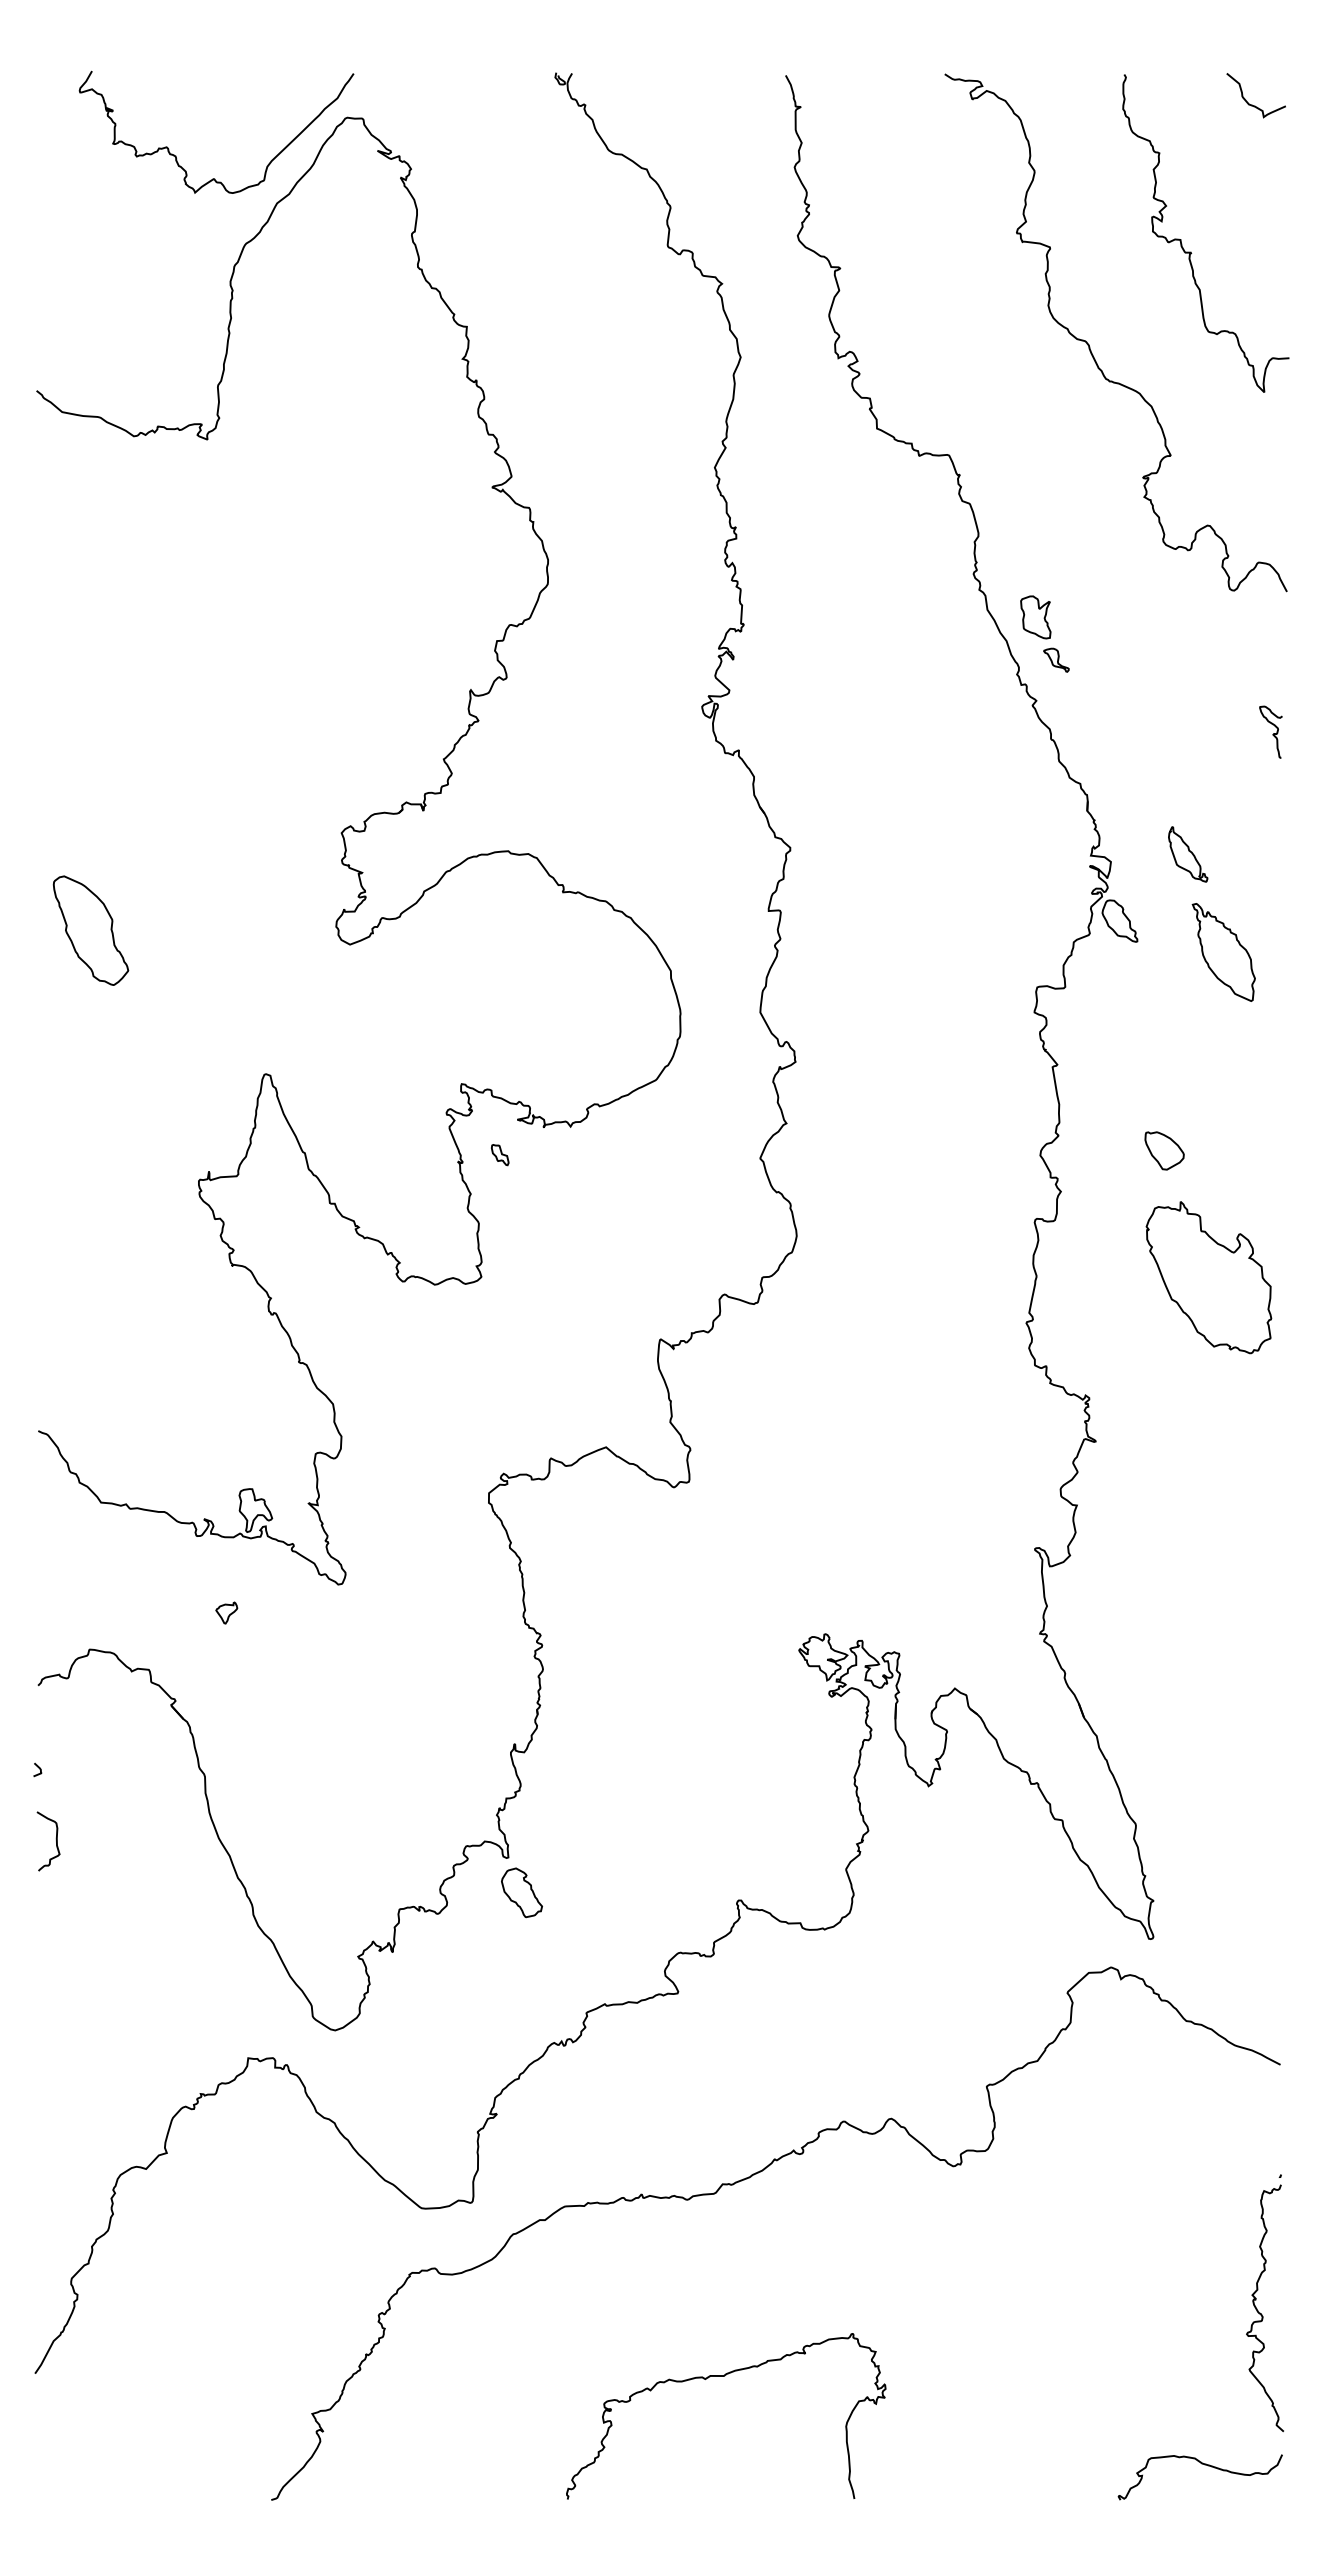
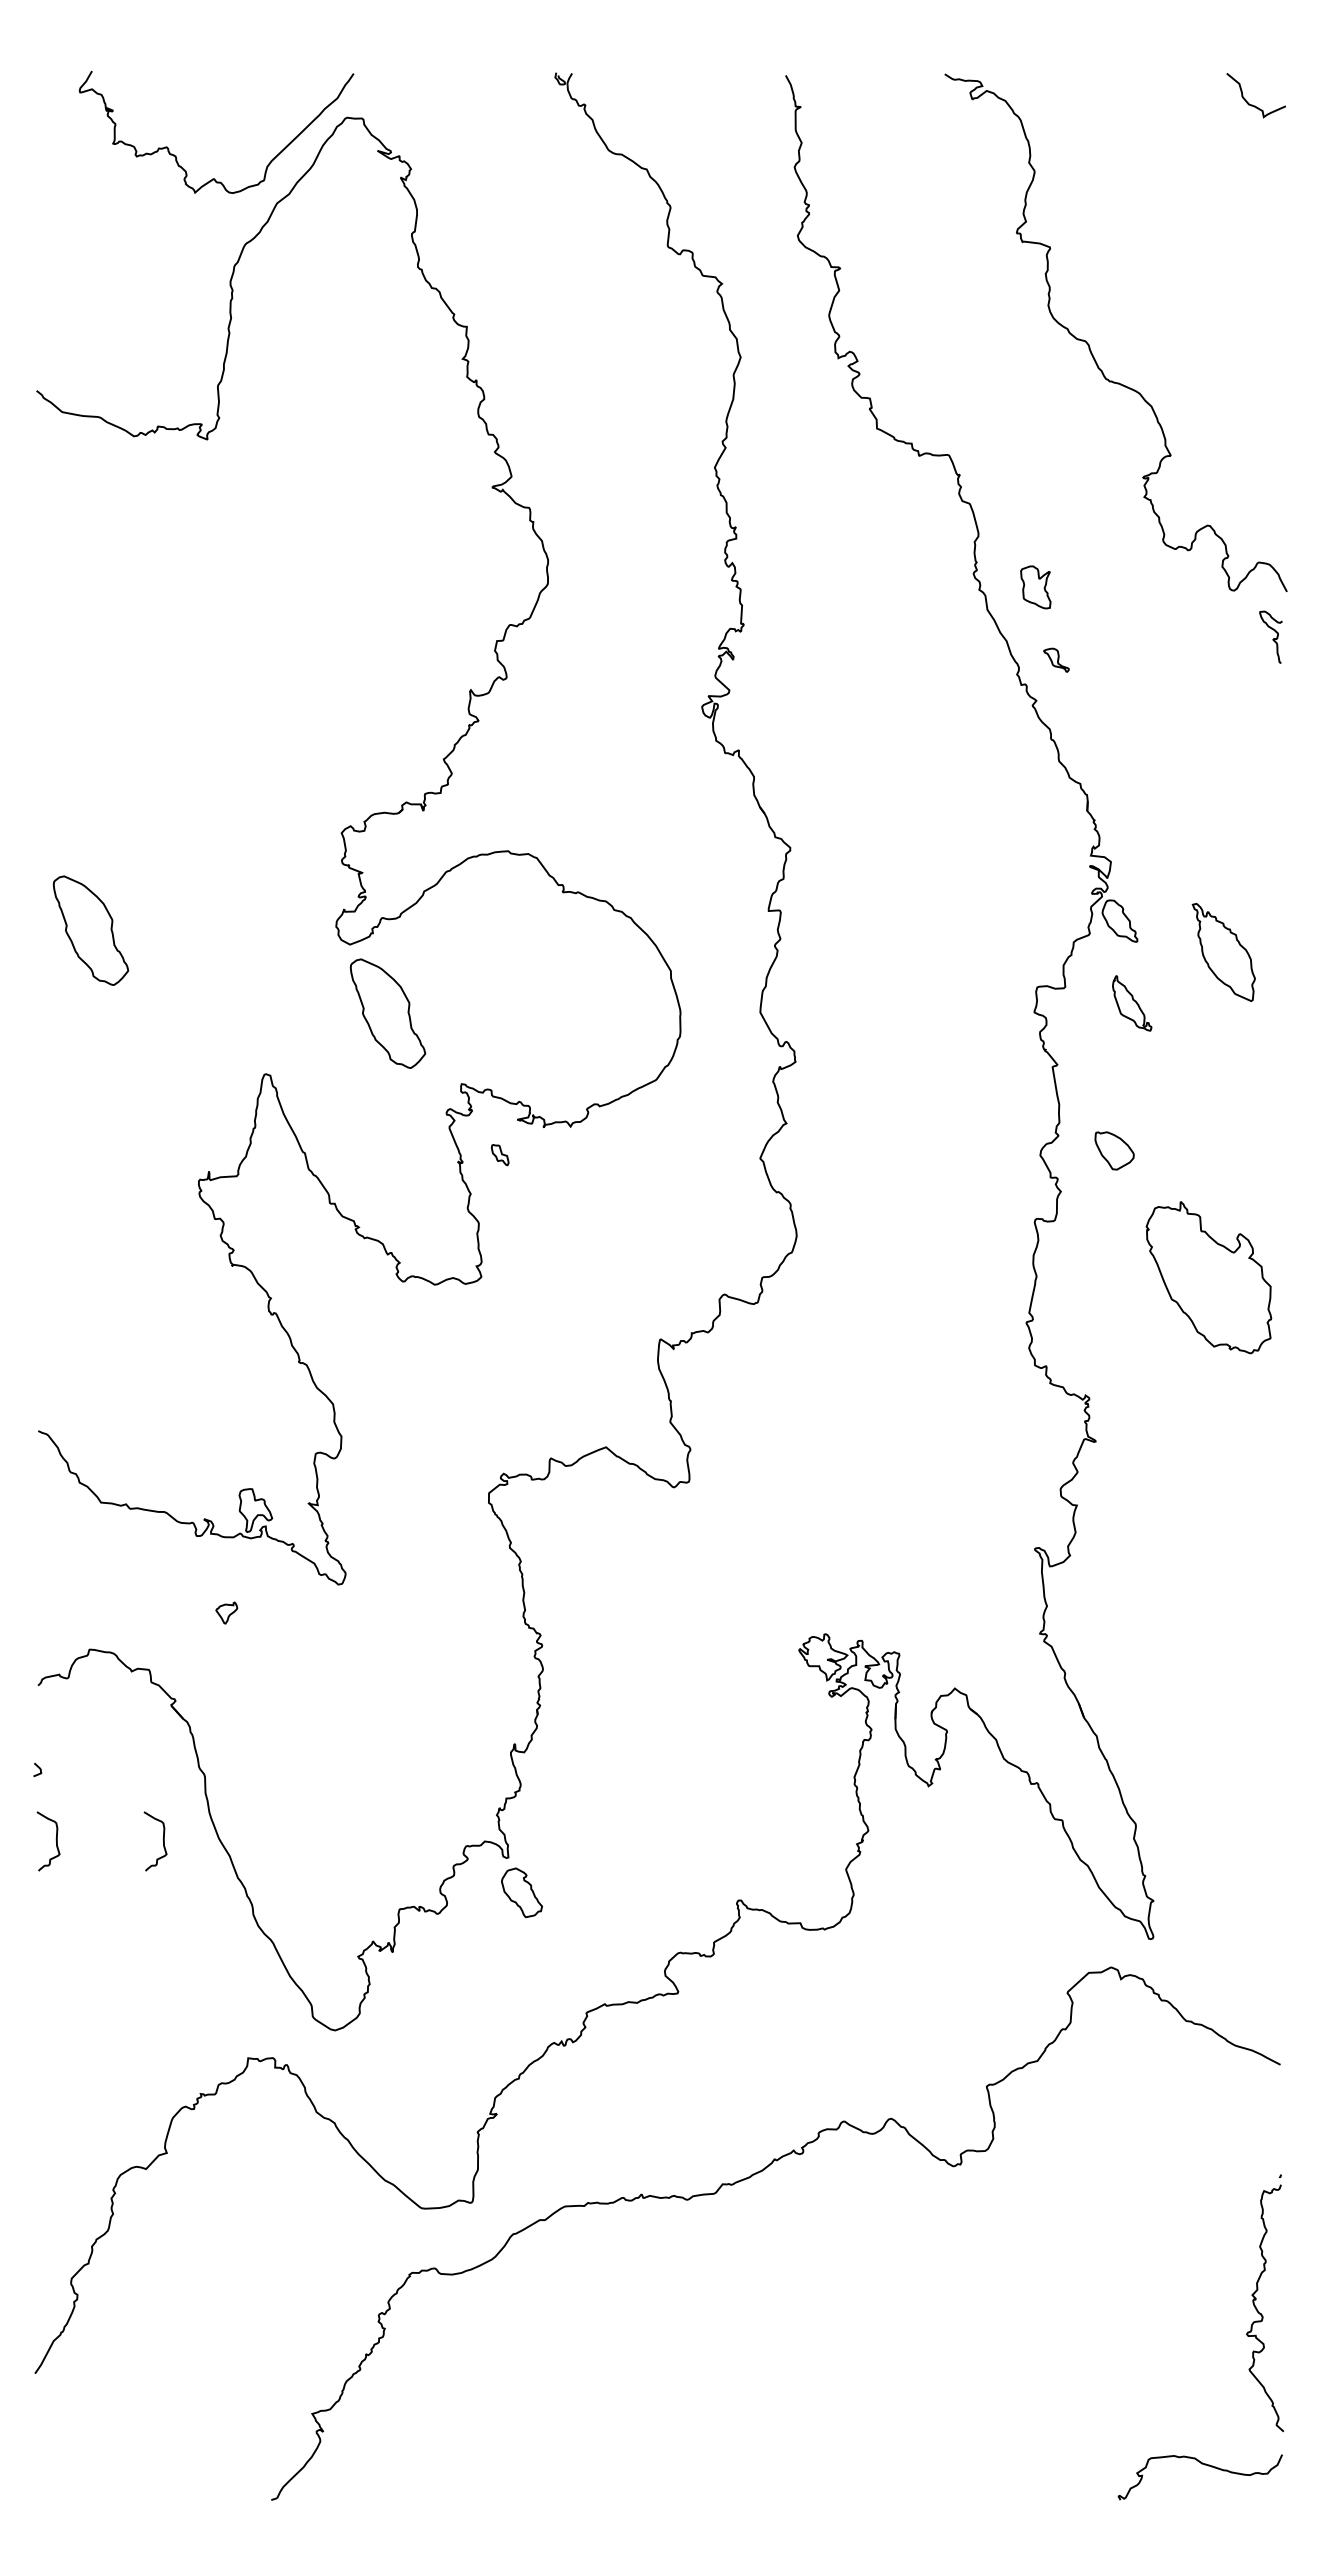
curve: present -> none (1191, 251)
part position: (1035, 617) -> (1035, 587) (1035, 587)
curve position: (1273, 733) -> (1273, 638) (1273, 638)
part position: (1188, 854) -> (1132, 1003) (1132, 1003)
part: none -> present (387, 1013)
part position: (1164, 1150) -> (1114, 1150) (1114, 1150)
curve: none -> present (162, 1839)
curve: present -> none (724, 2376)
